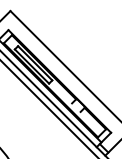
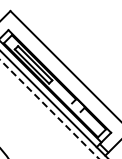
line: solid -> dashed (49, 109)
